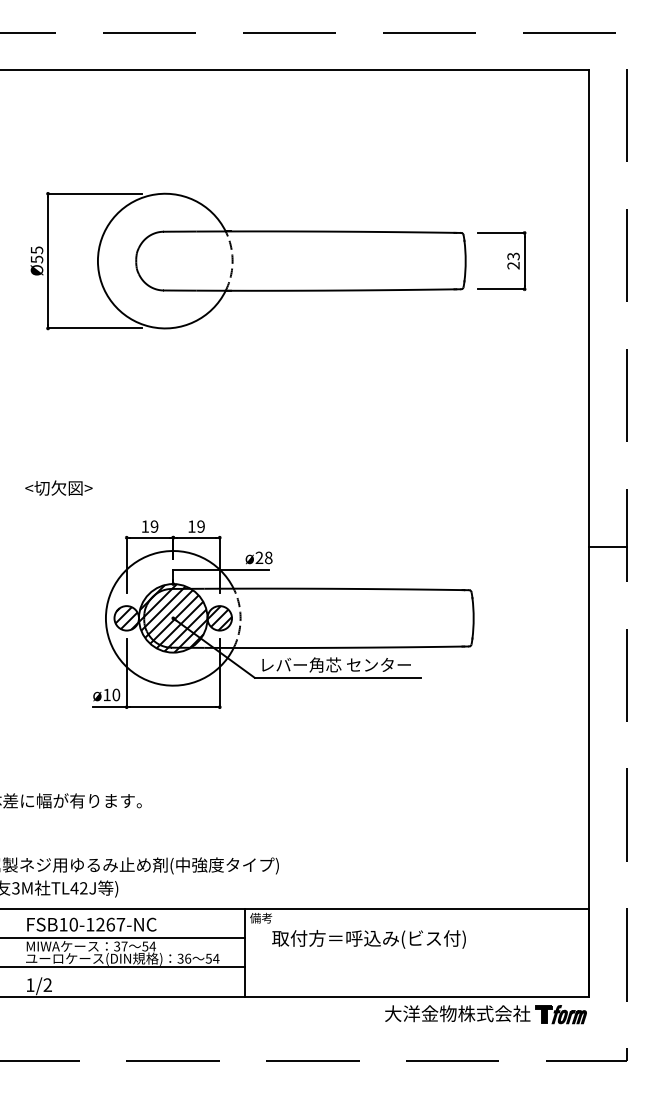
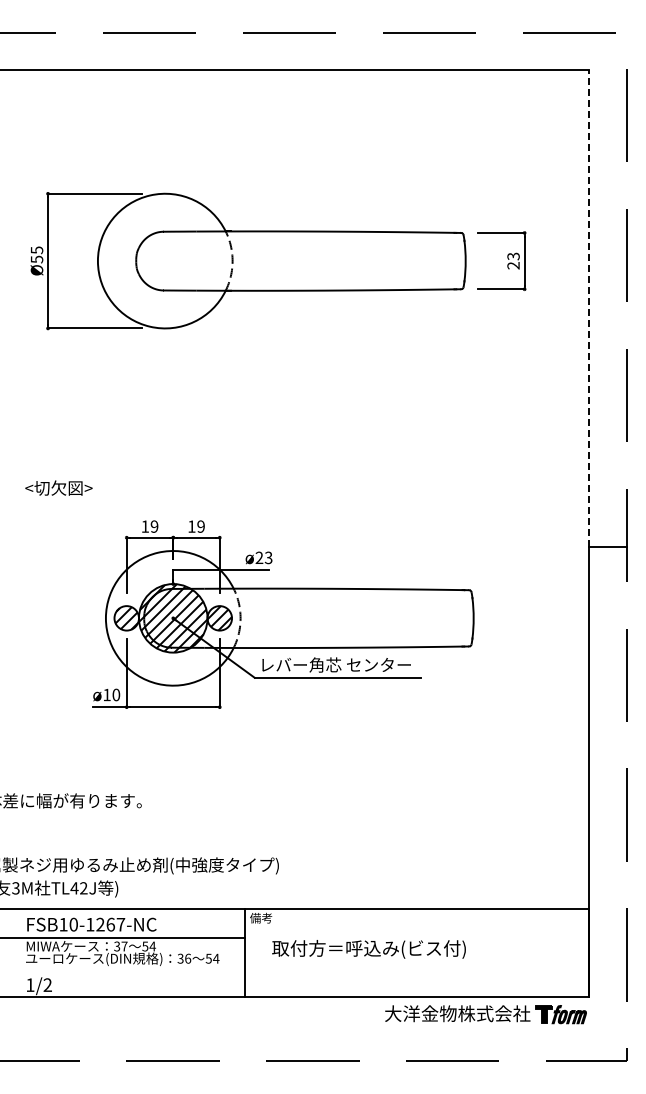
line: solid -> dashed (589, 308)
text: ø28 -> ø23 (268, 557)
text position: (368, 939) -> (368, 949) (368, 949)
line: present -> none (123, 967)
